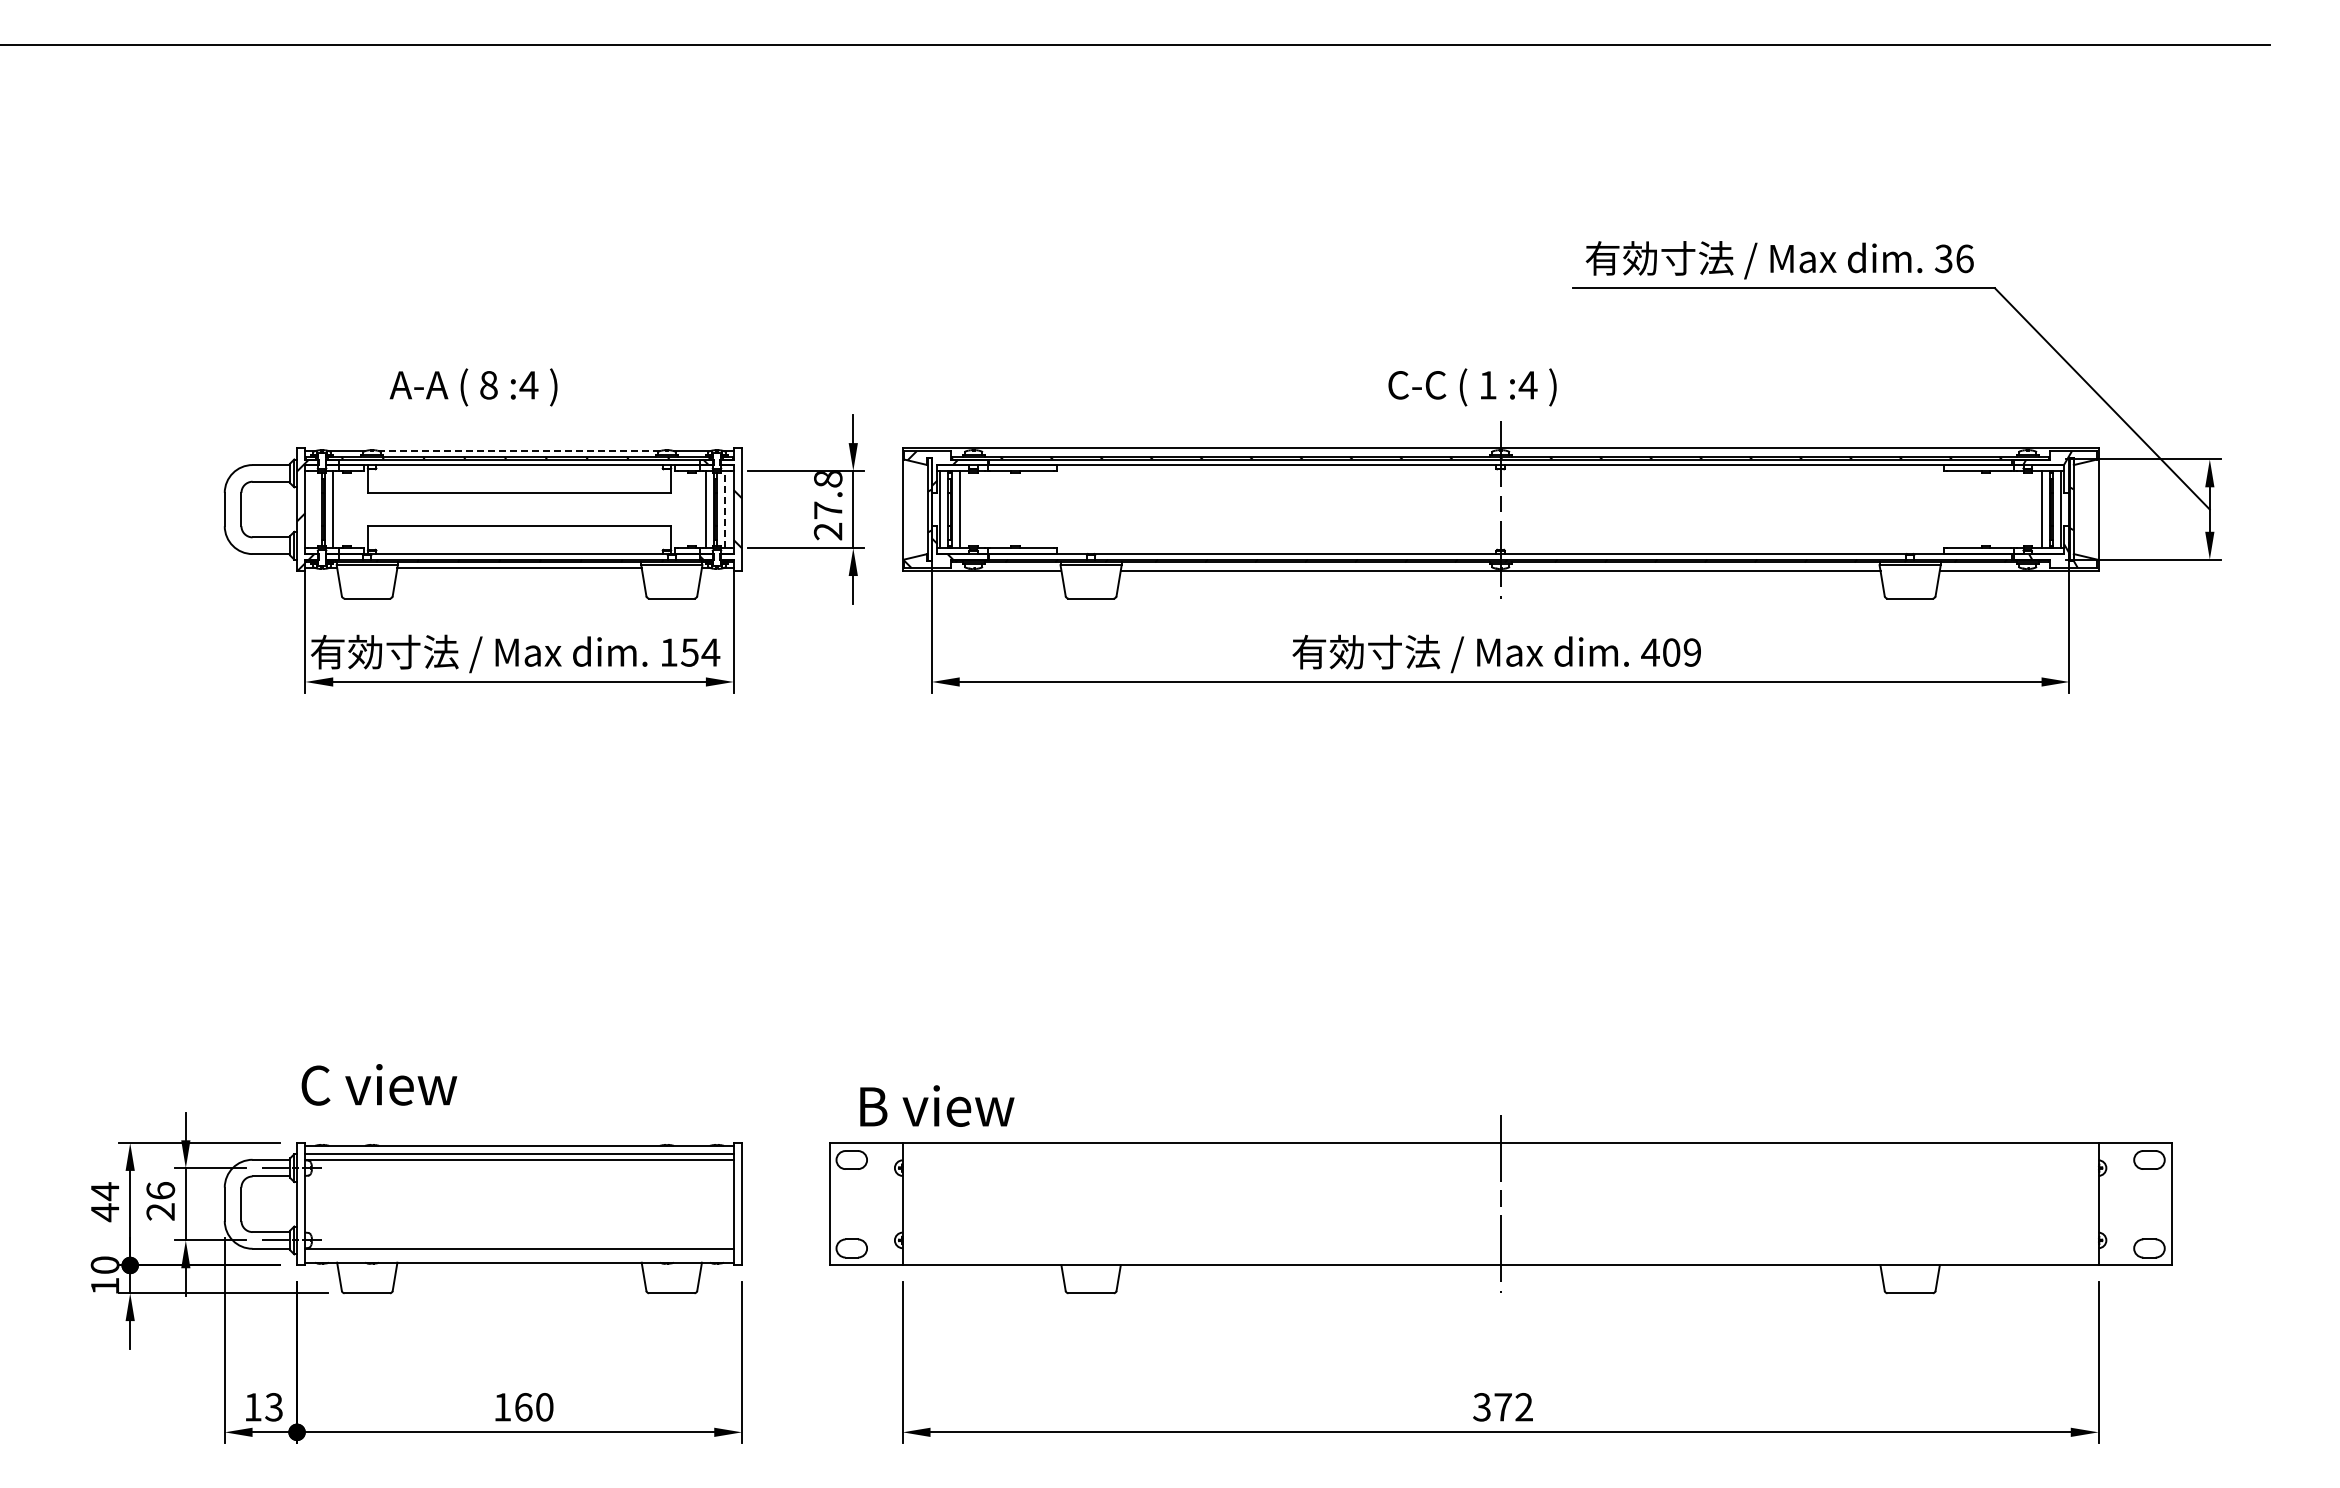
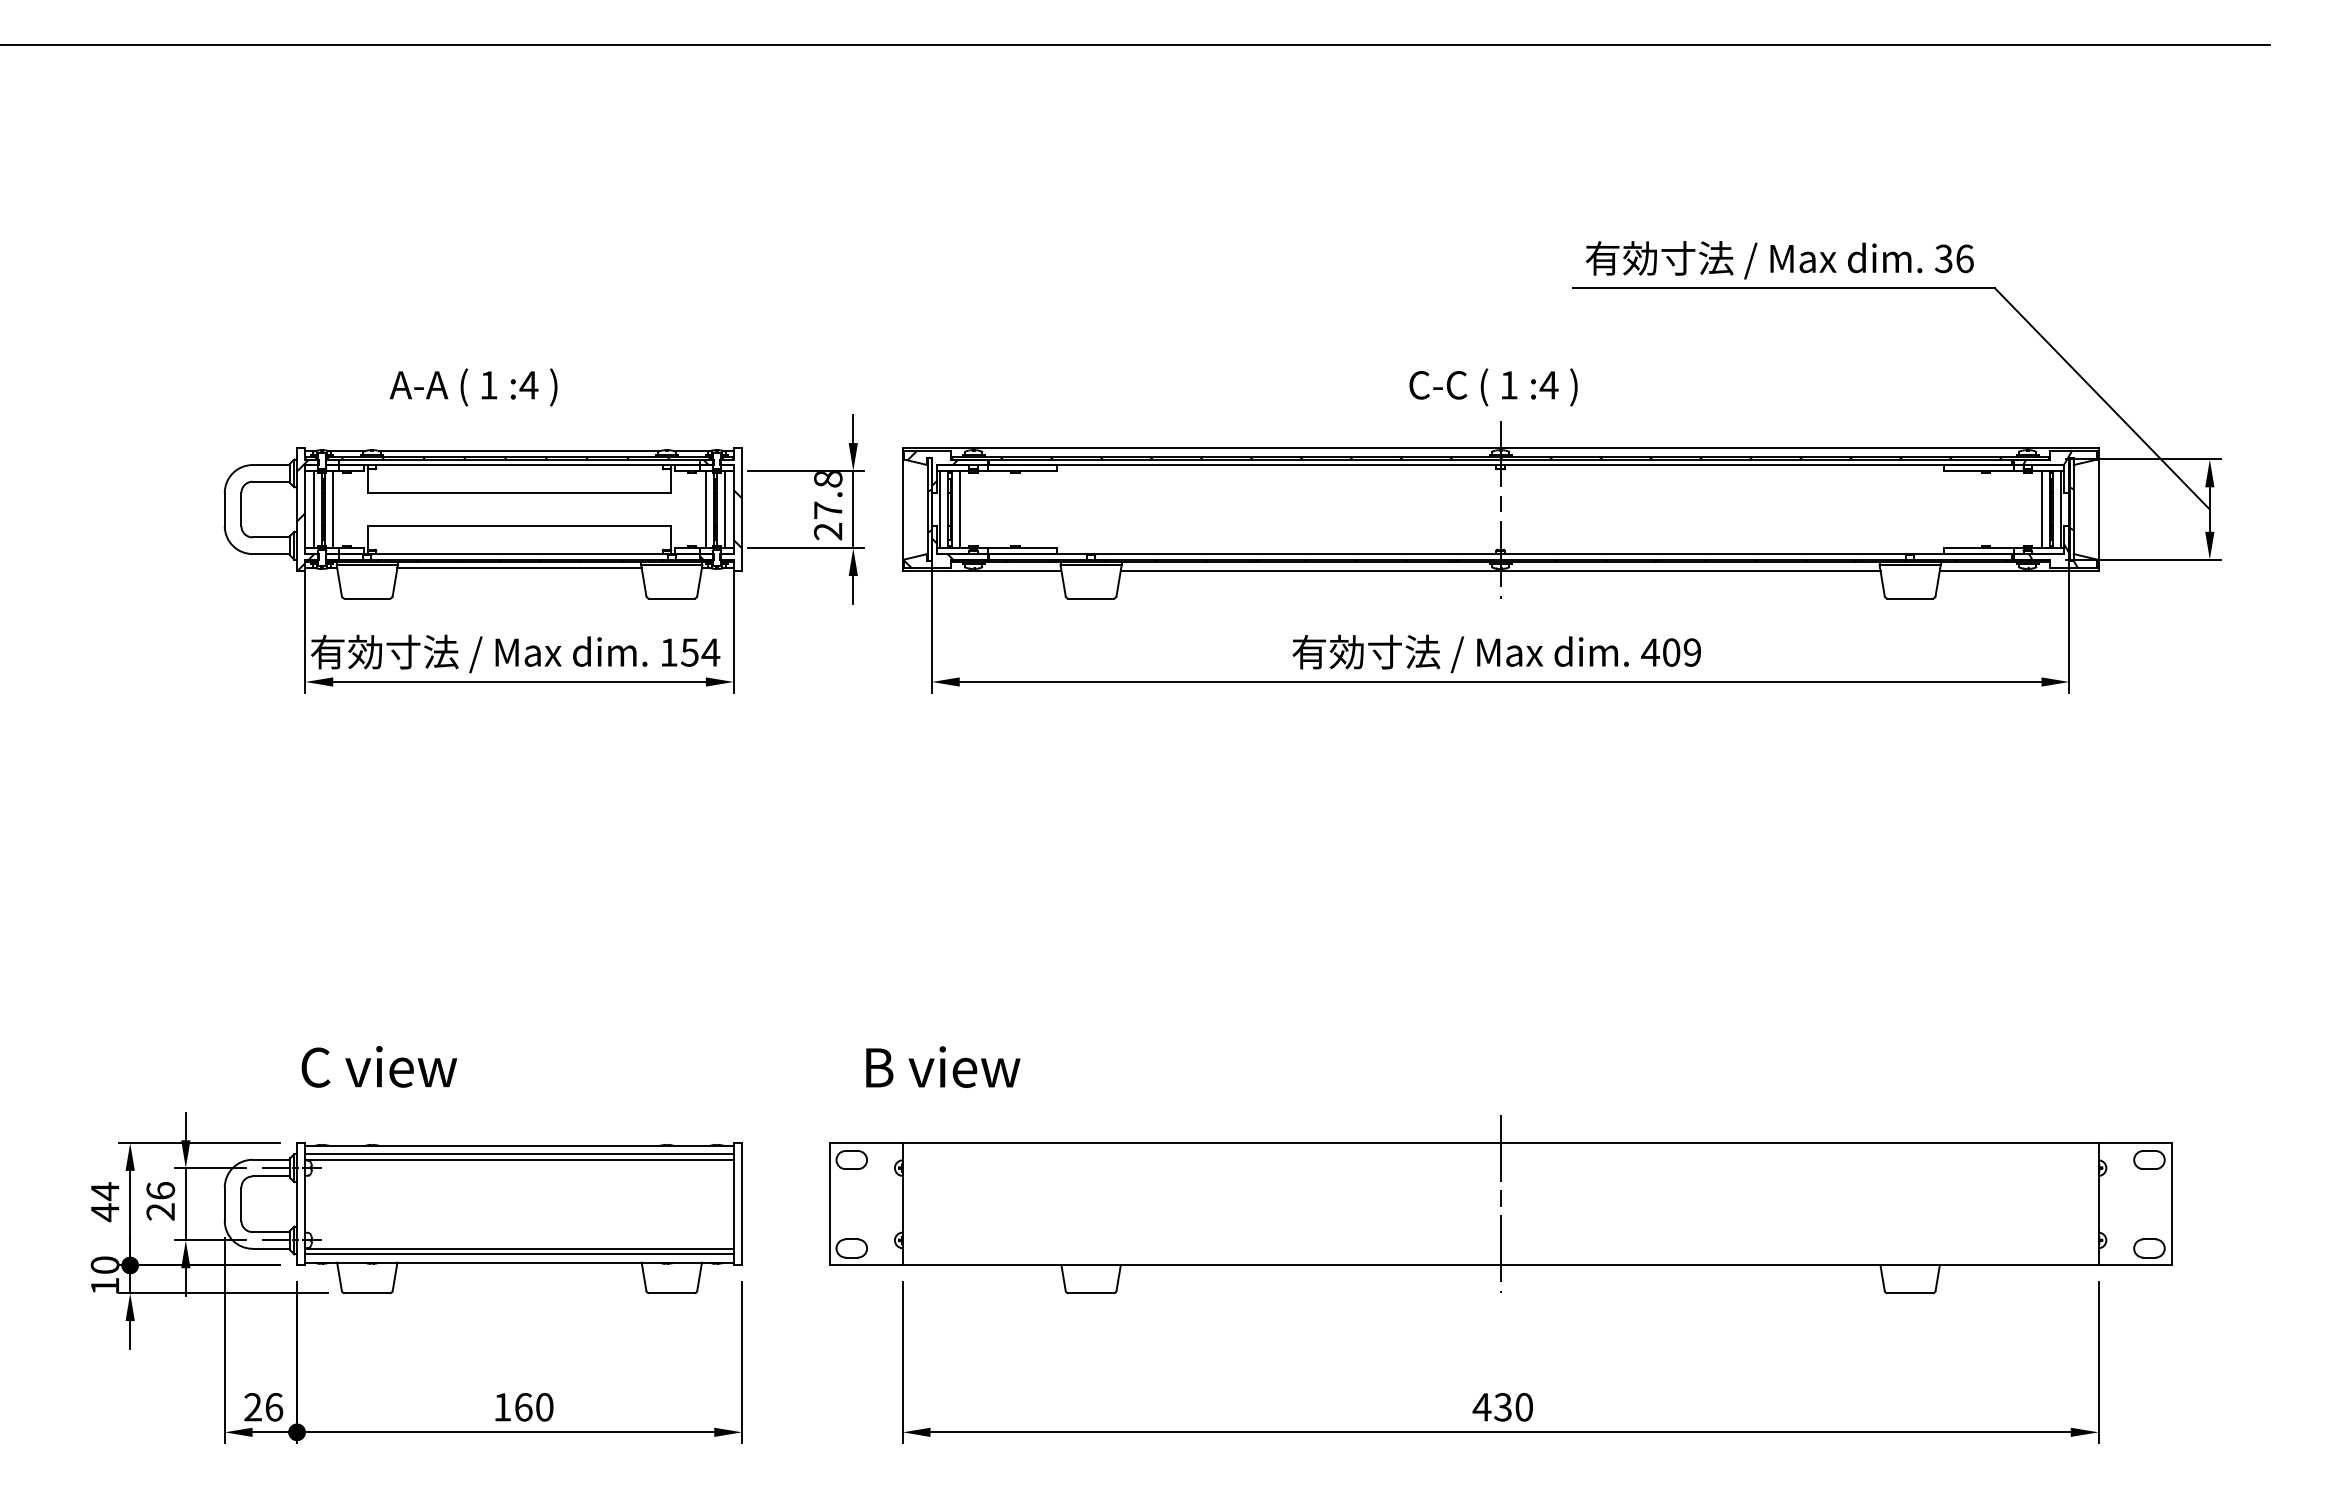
text: 8 -> 1 (488, 385)
text position: (1472, 387) -> (1493, 387) (1493, 387)
line: dashed -> solid (519, 451)
line: none -> present (313, 509)
line: dashed -> solid (725, 509)
text position: (379, 1084) -> (379, 1066) (379, 1066)
text position: (937, 1105) -> (943, 1066) (943, 1066)
line: none -> present (519, 1254)
text: 13 -> 26 (263, 1407)
text: 372 -> 430 (1502, 1407)
